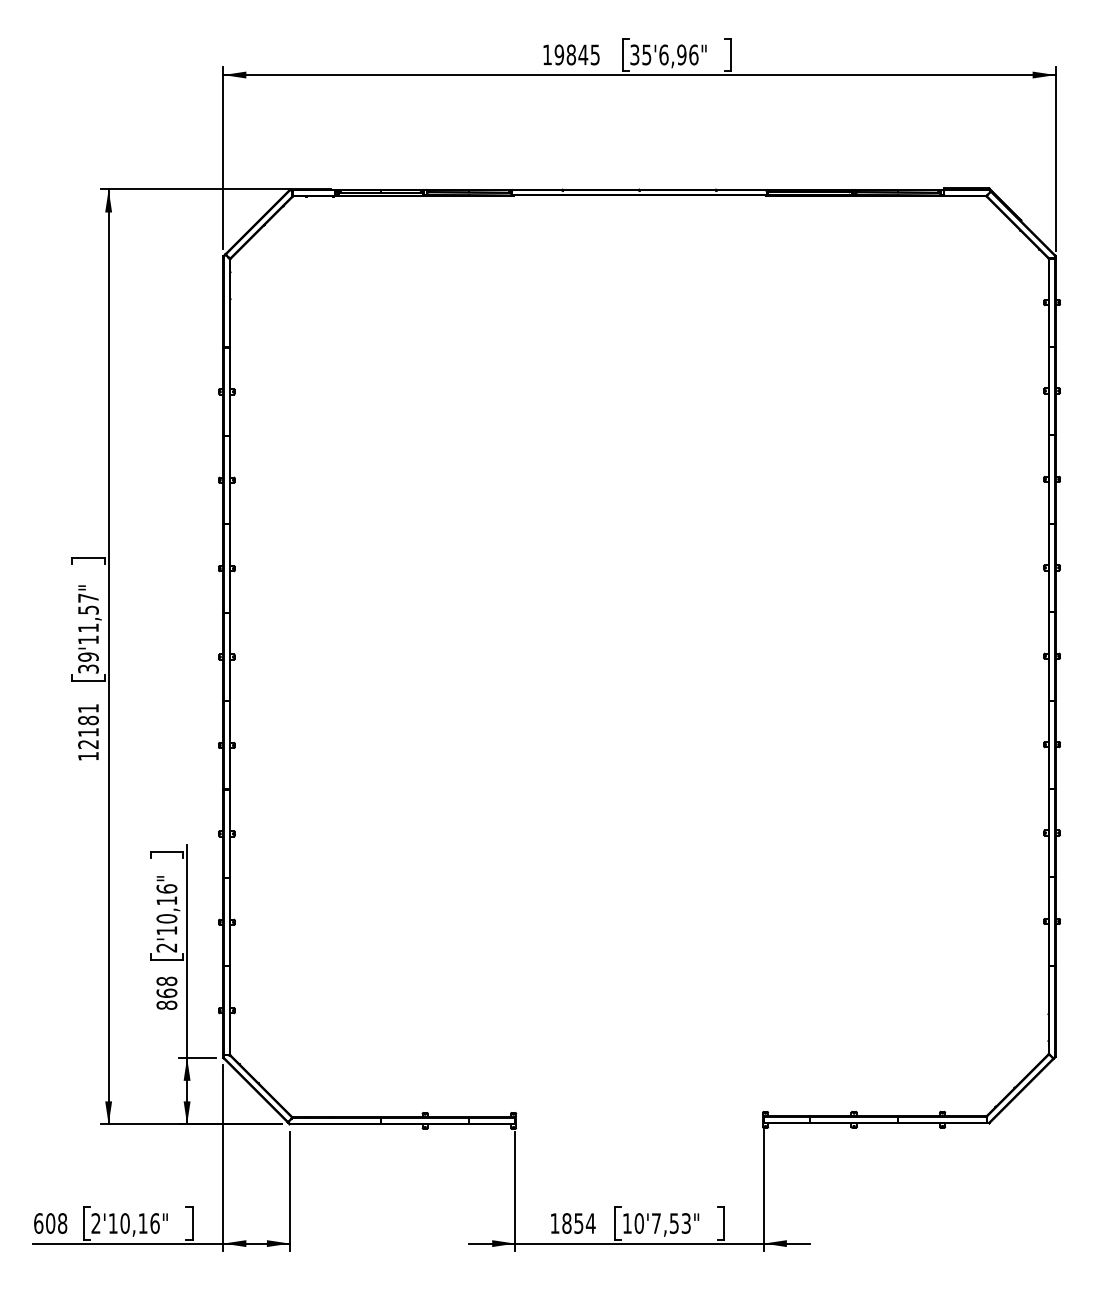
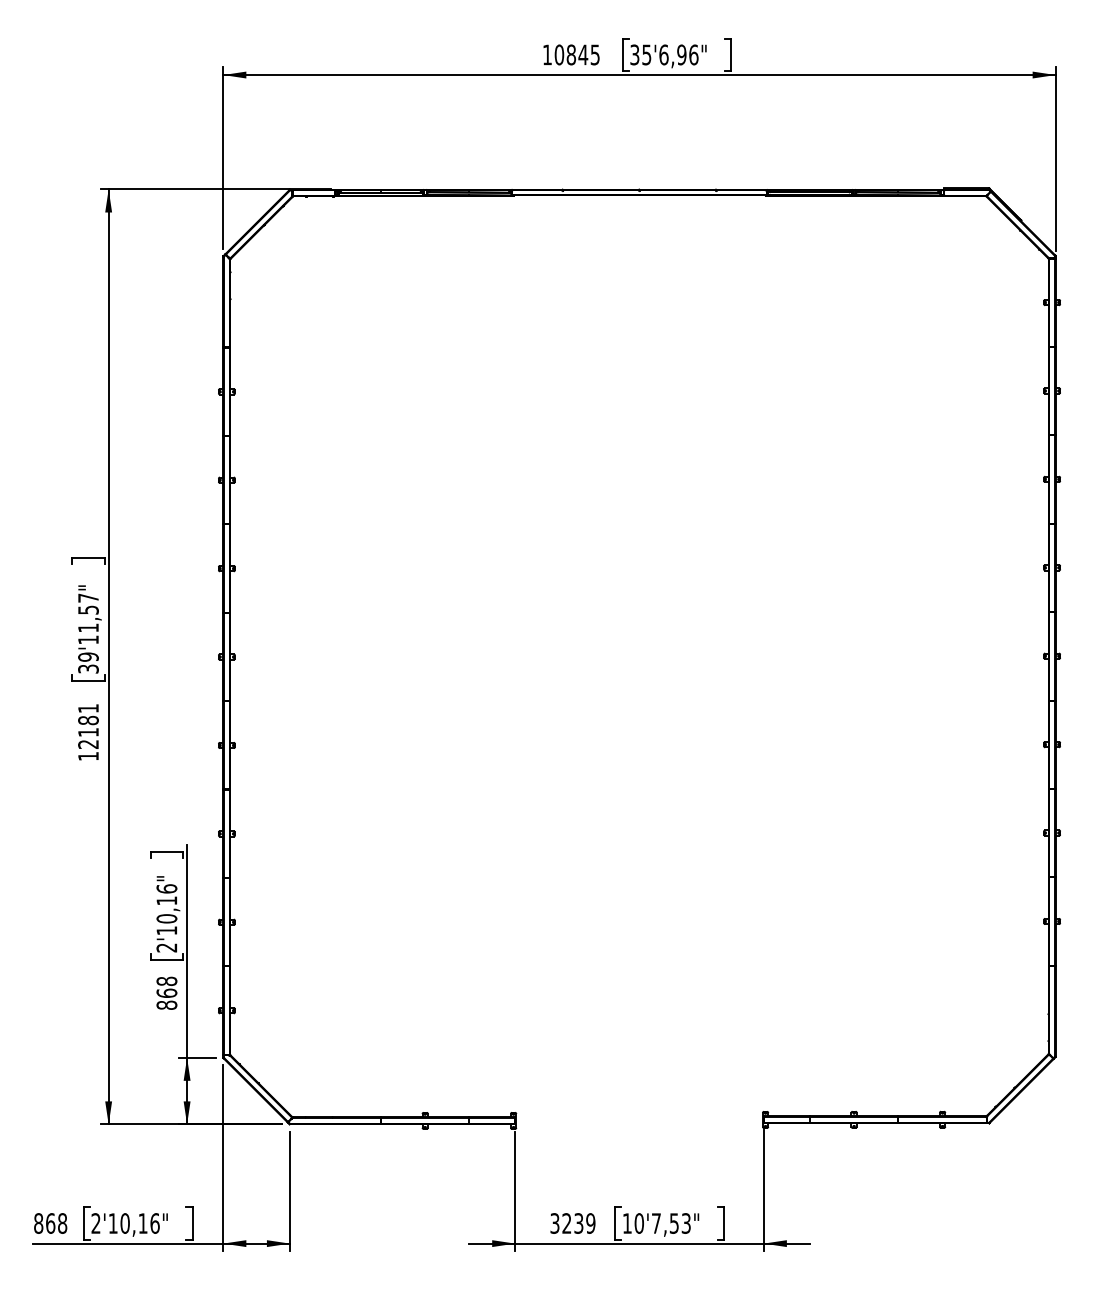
text: 19845 -> 10845 (558, 55)
text: 608 -> 868 (44, 1223)
text: 1854 -> 3239 (572, 1223)
